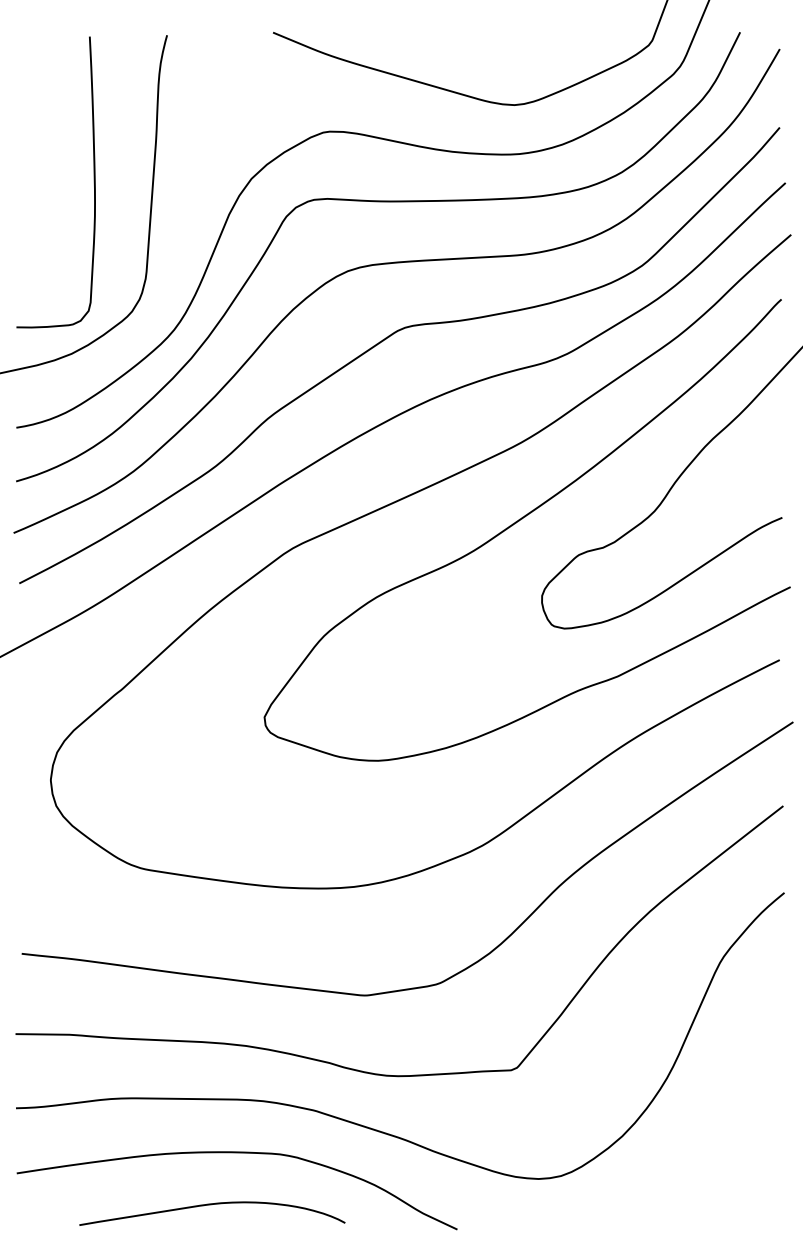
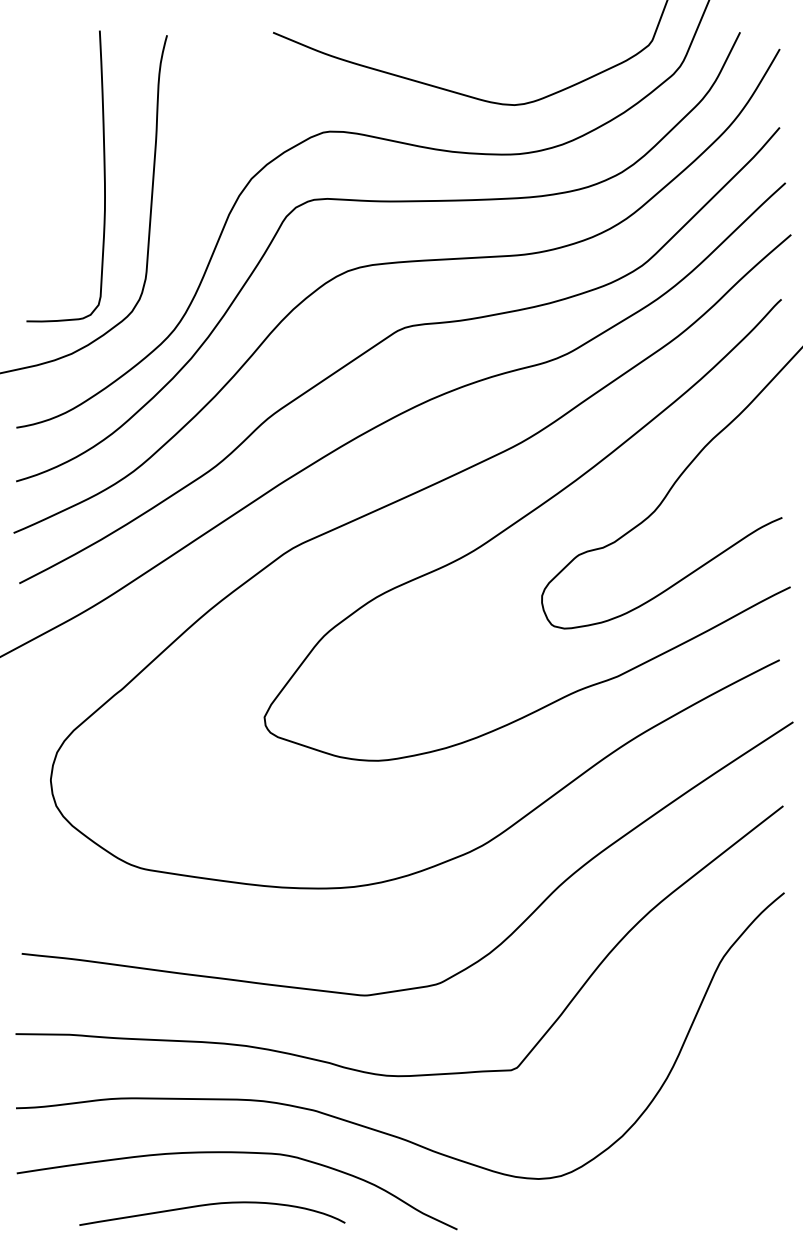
curve position: (93, 182) -> (103, 176) (103, 176)
